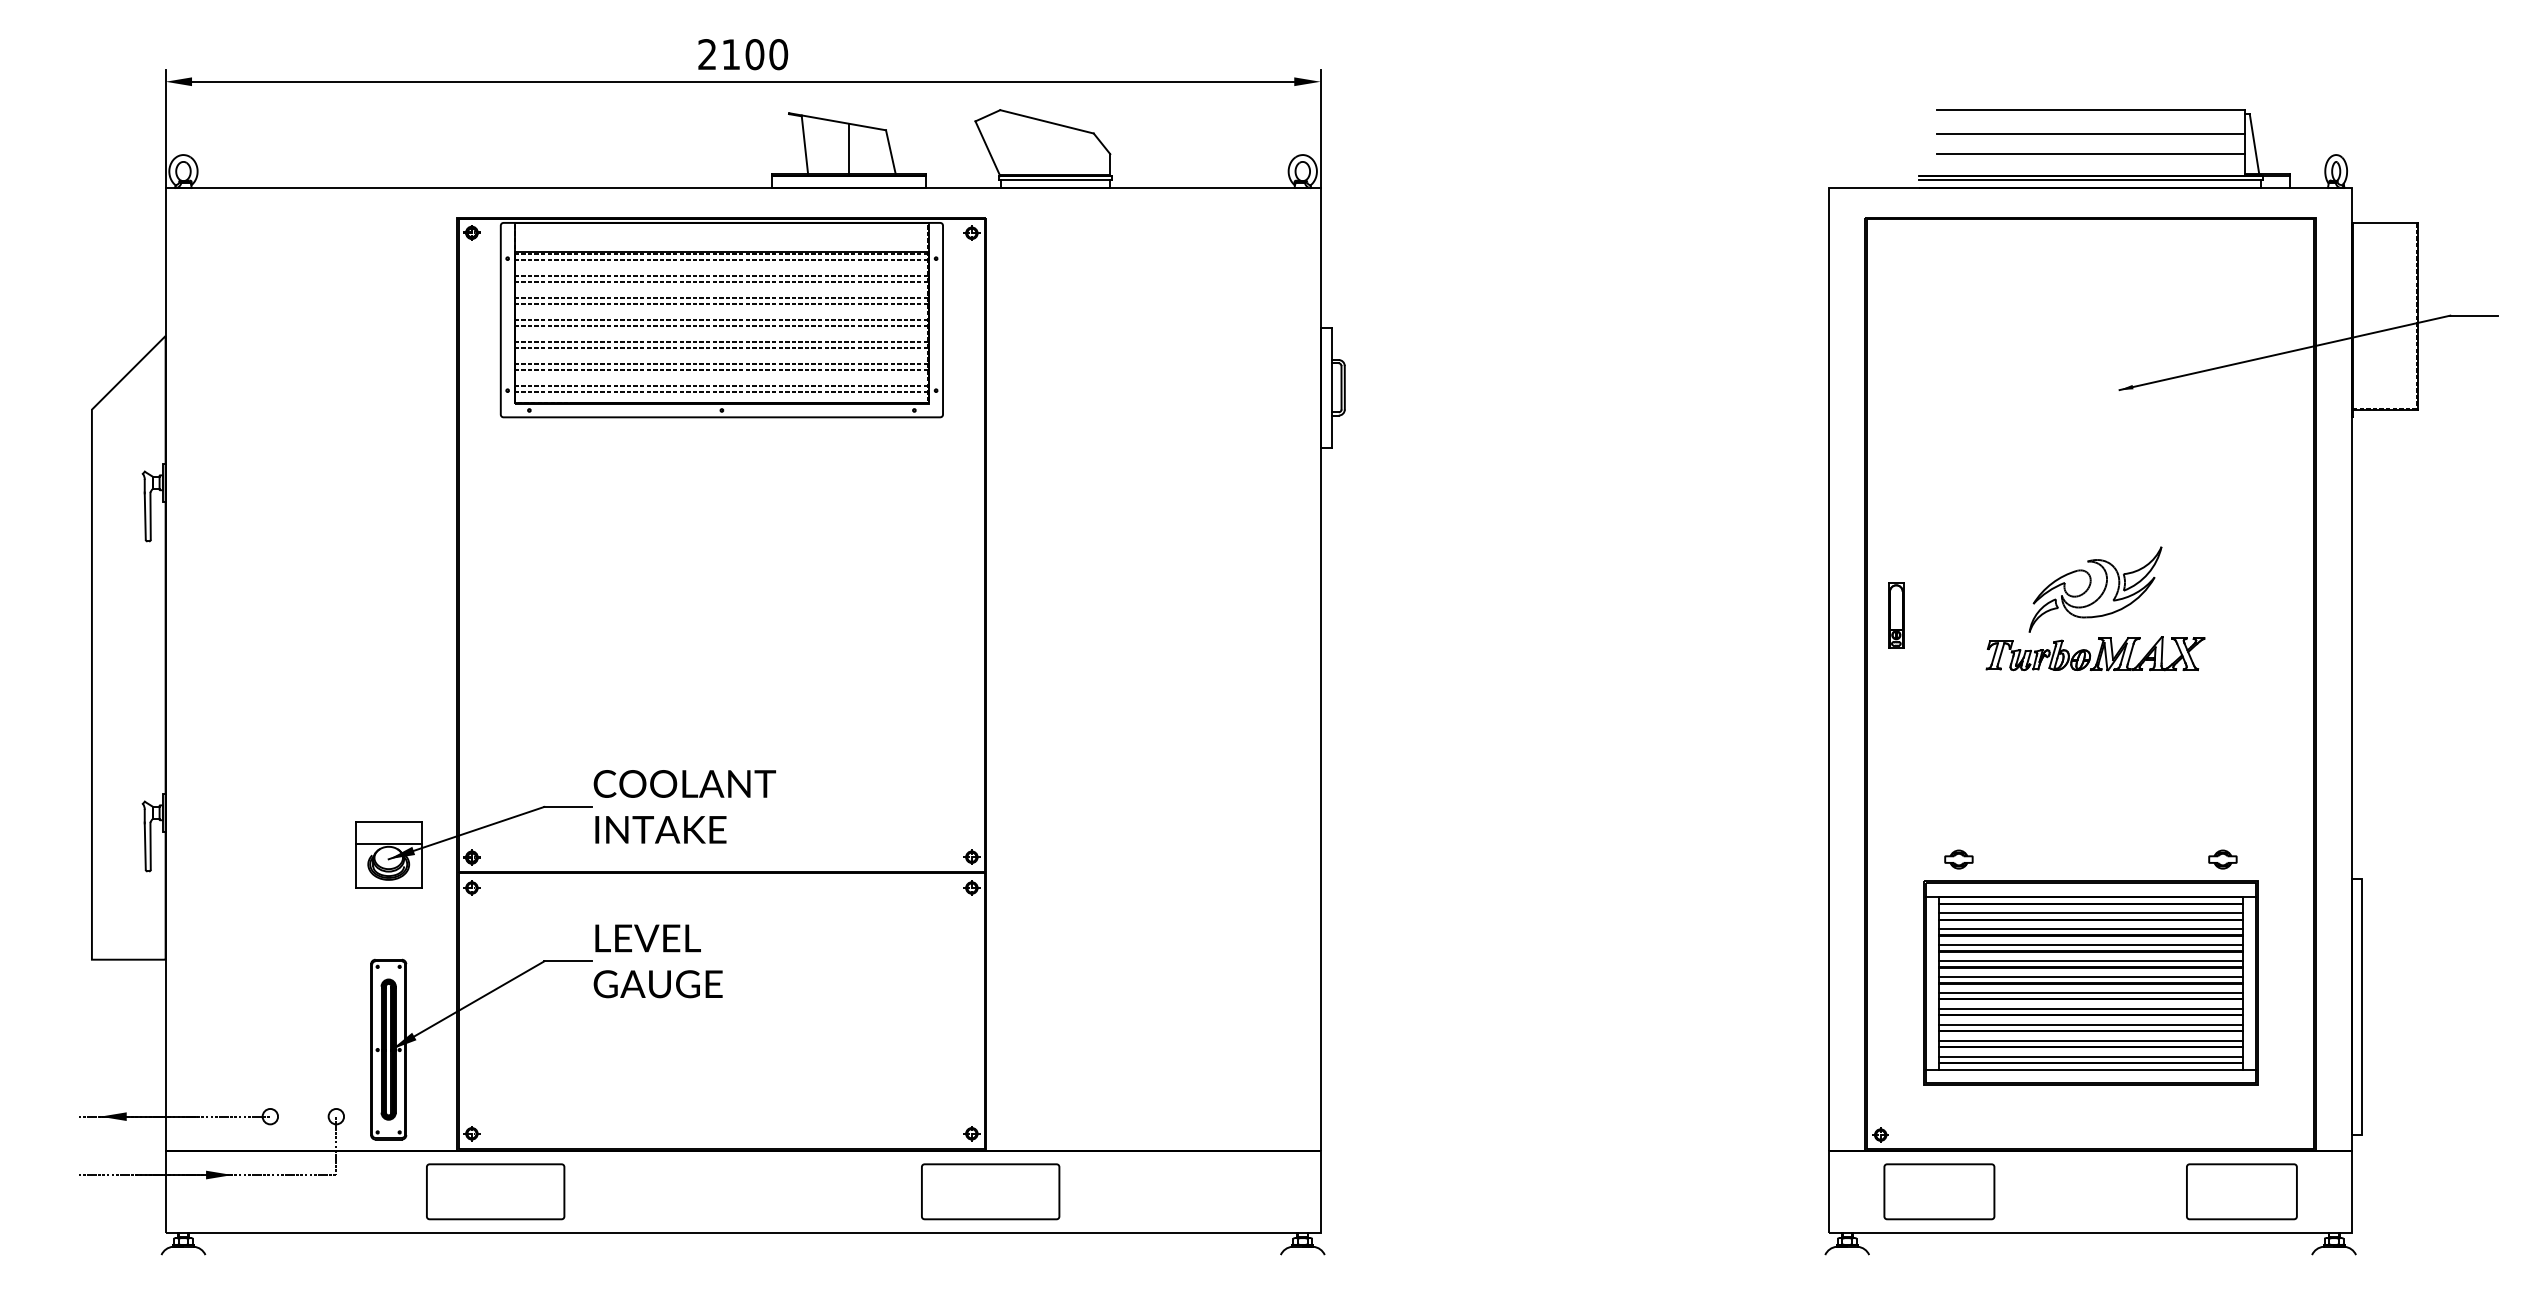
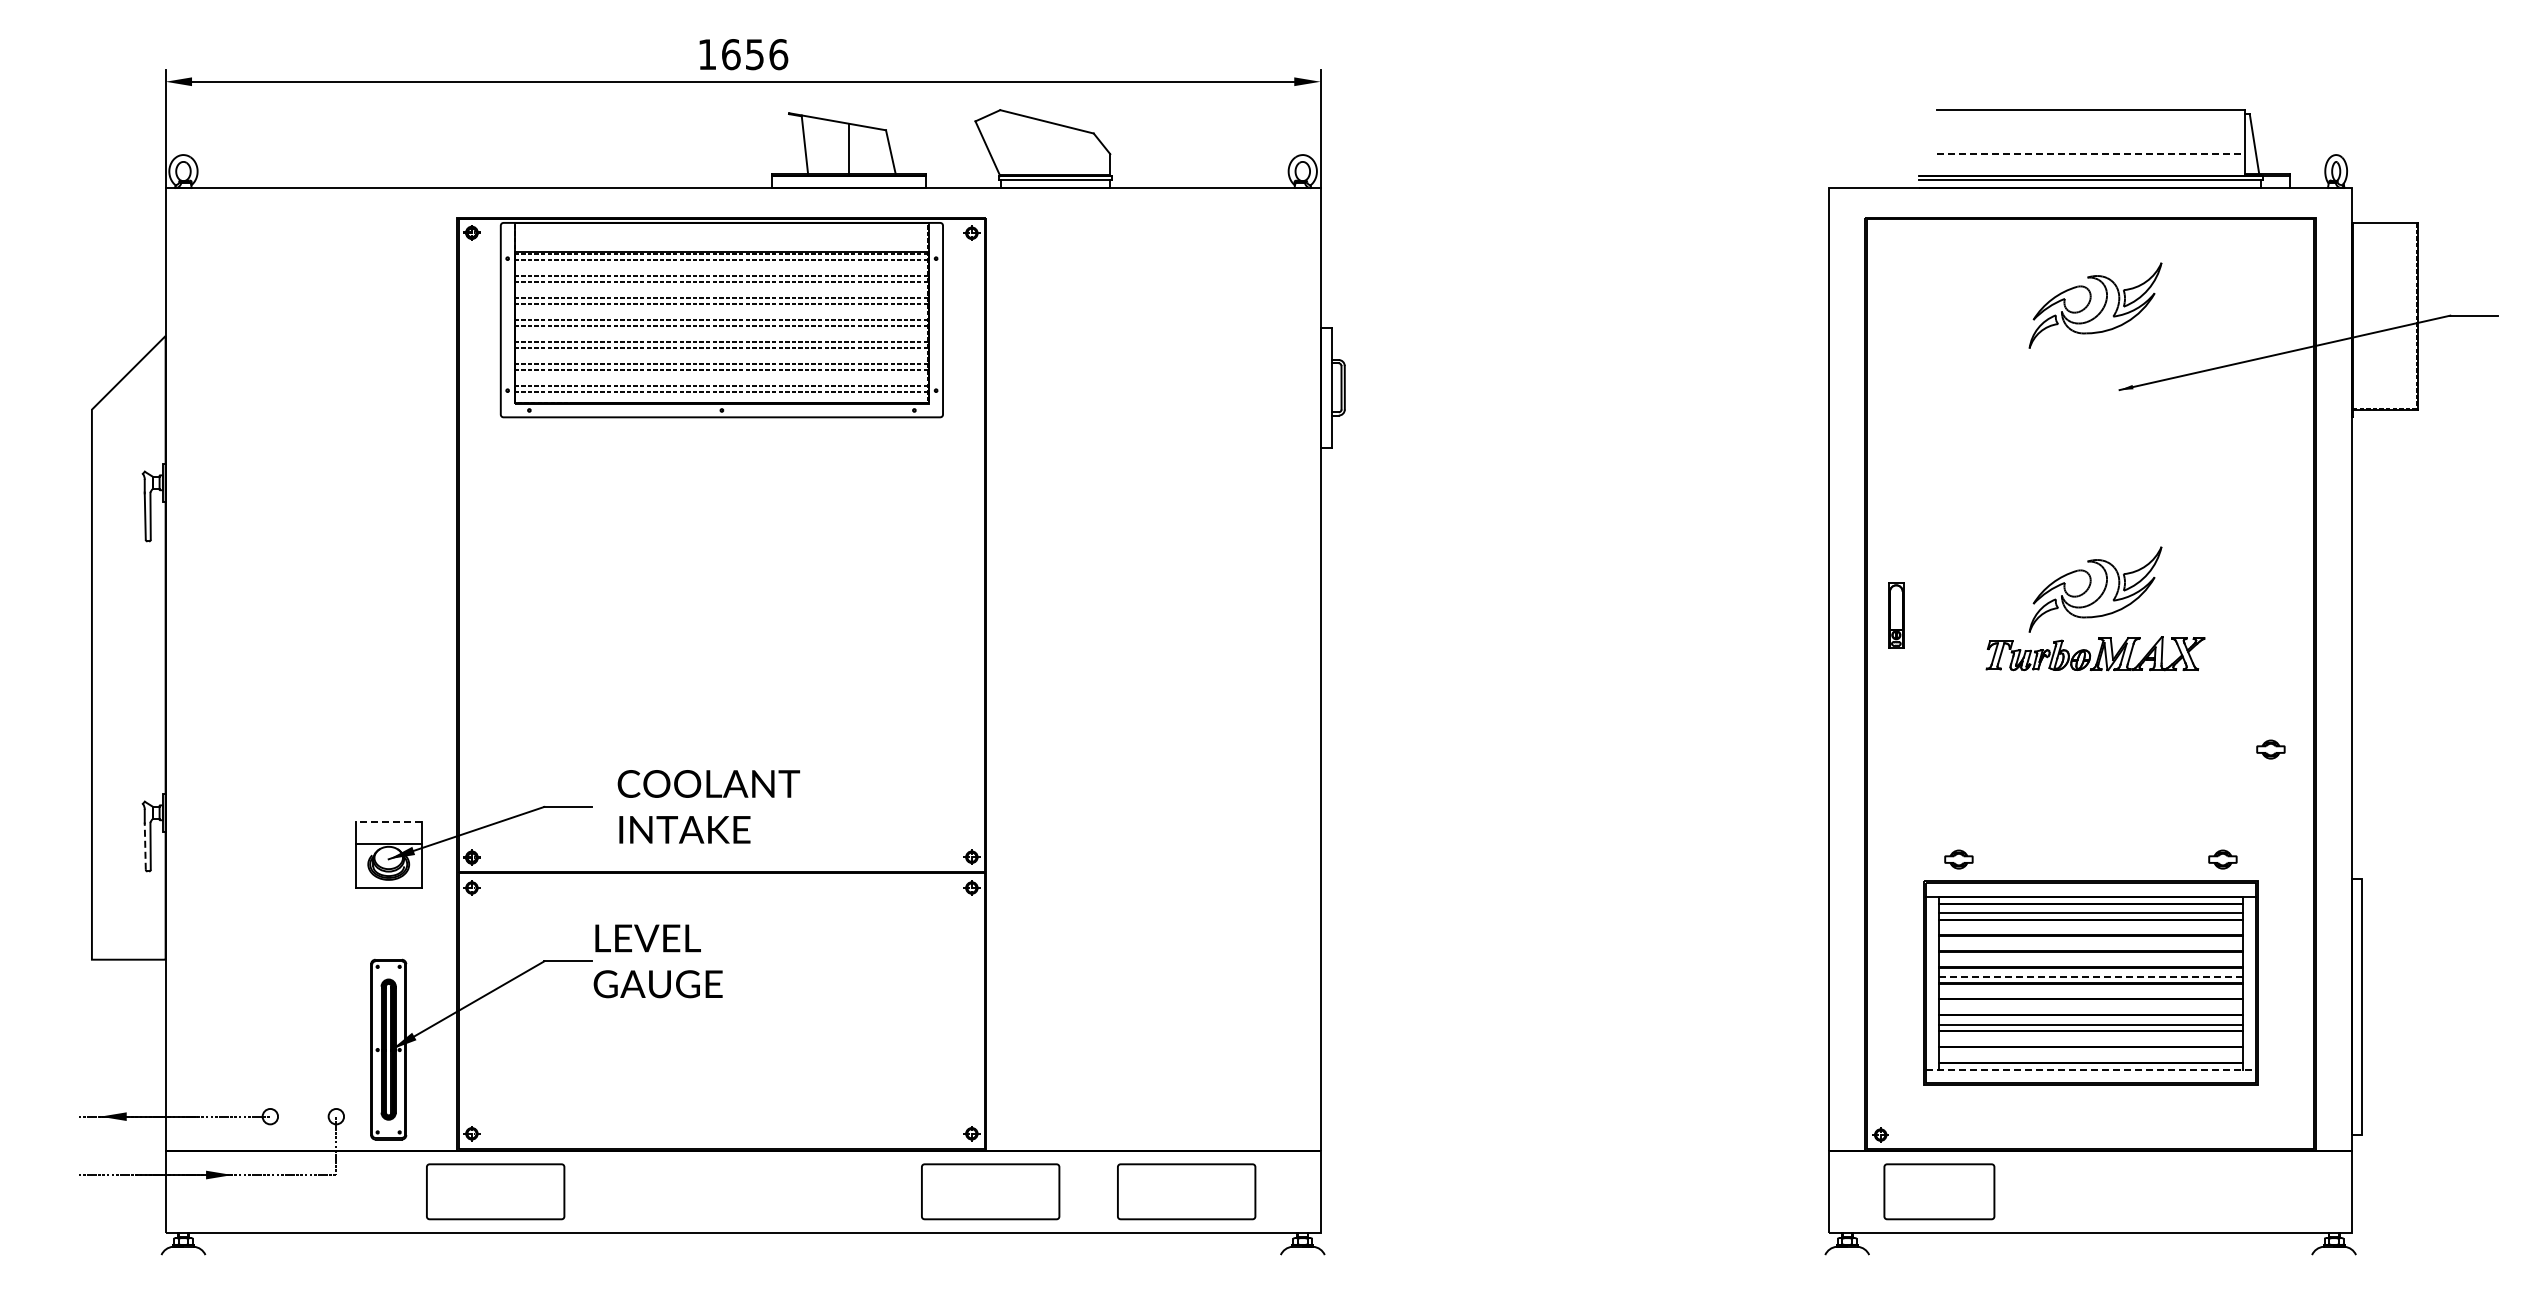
text: 2100 -> 1656 (743, 54)
line: present -> none (2090, 133)
line: solid -> dashed (2091, 154)
part: none -> present (2095, 305)
part: none -> present (2270, 749)
text position: (684, 806) -> (708, 806) (708, 806)
line: solid -> dashed (388, 822)
line: solid -> dashed (145, 846)
line: present -> none (2090, 929)
line: present -> none (2090, 945)
line: present -> none (2090, 960)
line: solid -> dashed (2091, 976)
line: present -> none (2090, 992)
line: present -> none (2090, 1008)
line: present -> none (2090, 1040)
line: present -> none (2090, 1056)
line: solid -> dashed (2091, 1069)
part: none -> present (1186, 1191)
part: present -> none (2241, 1191)
